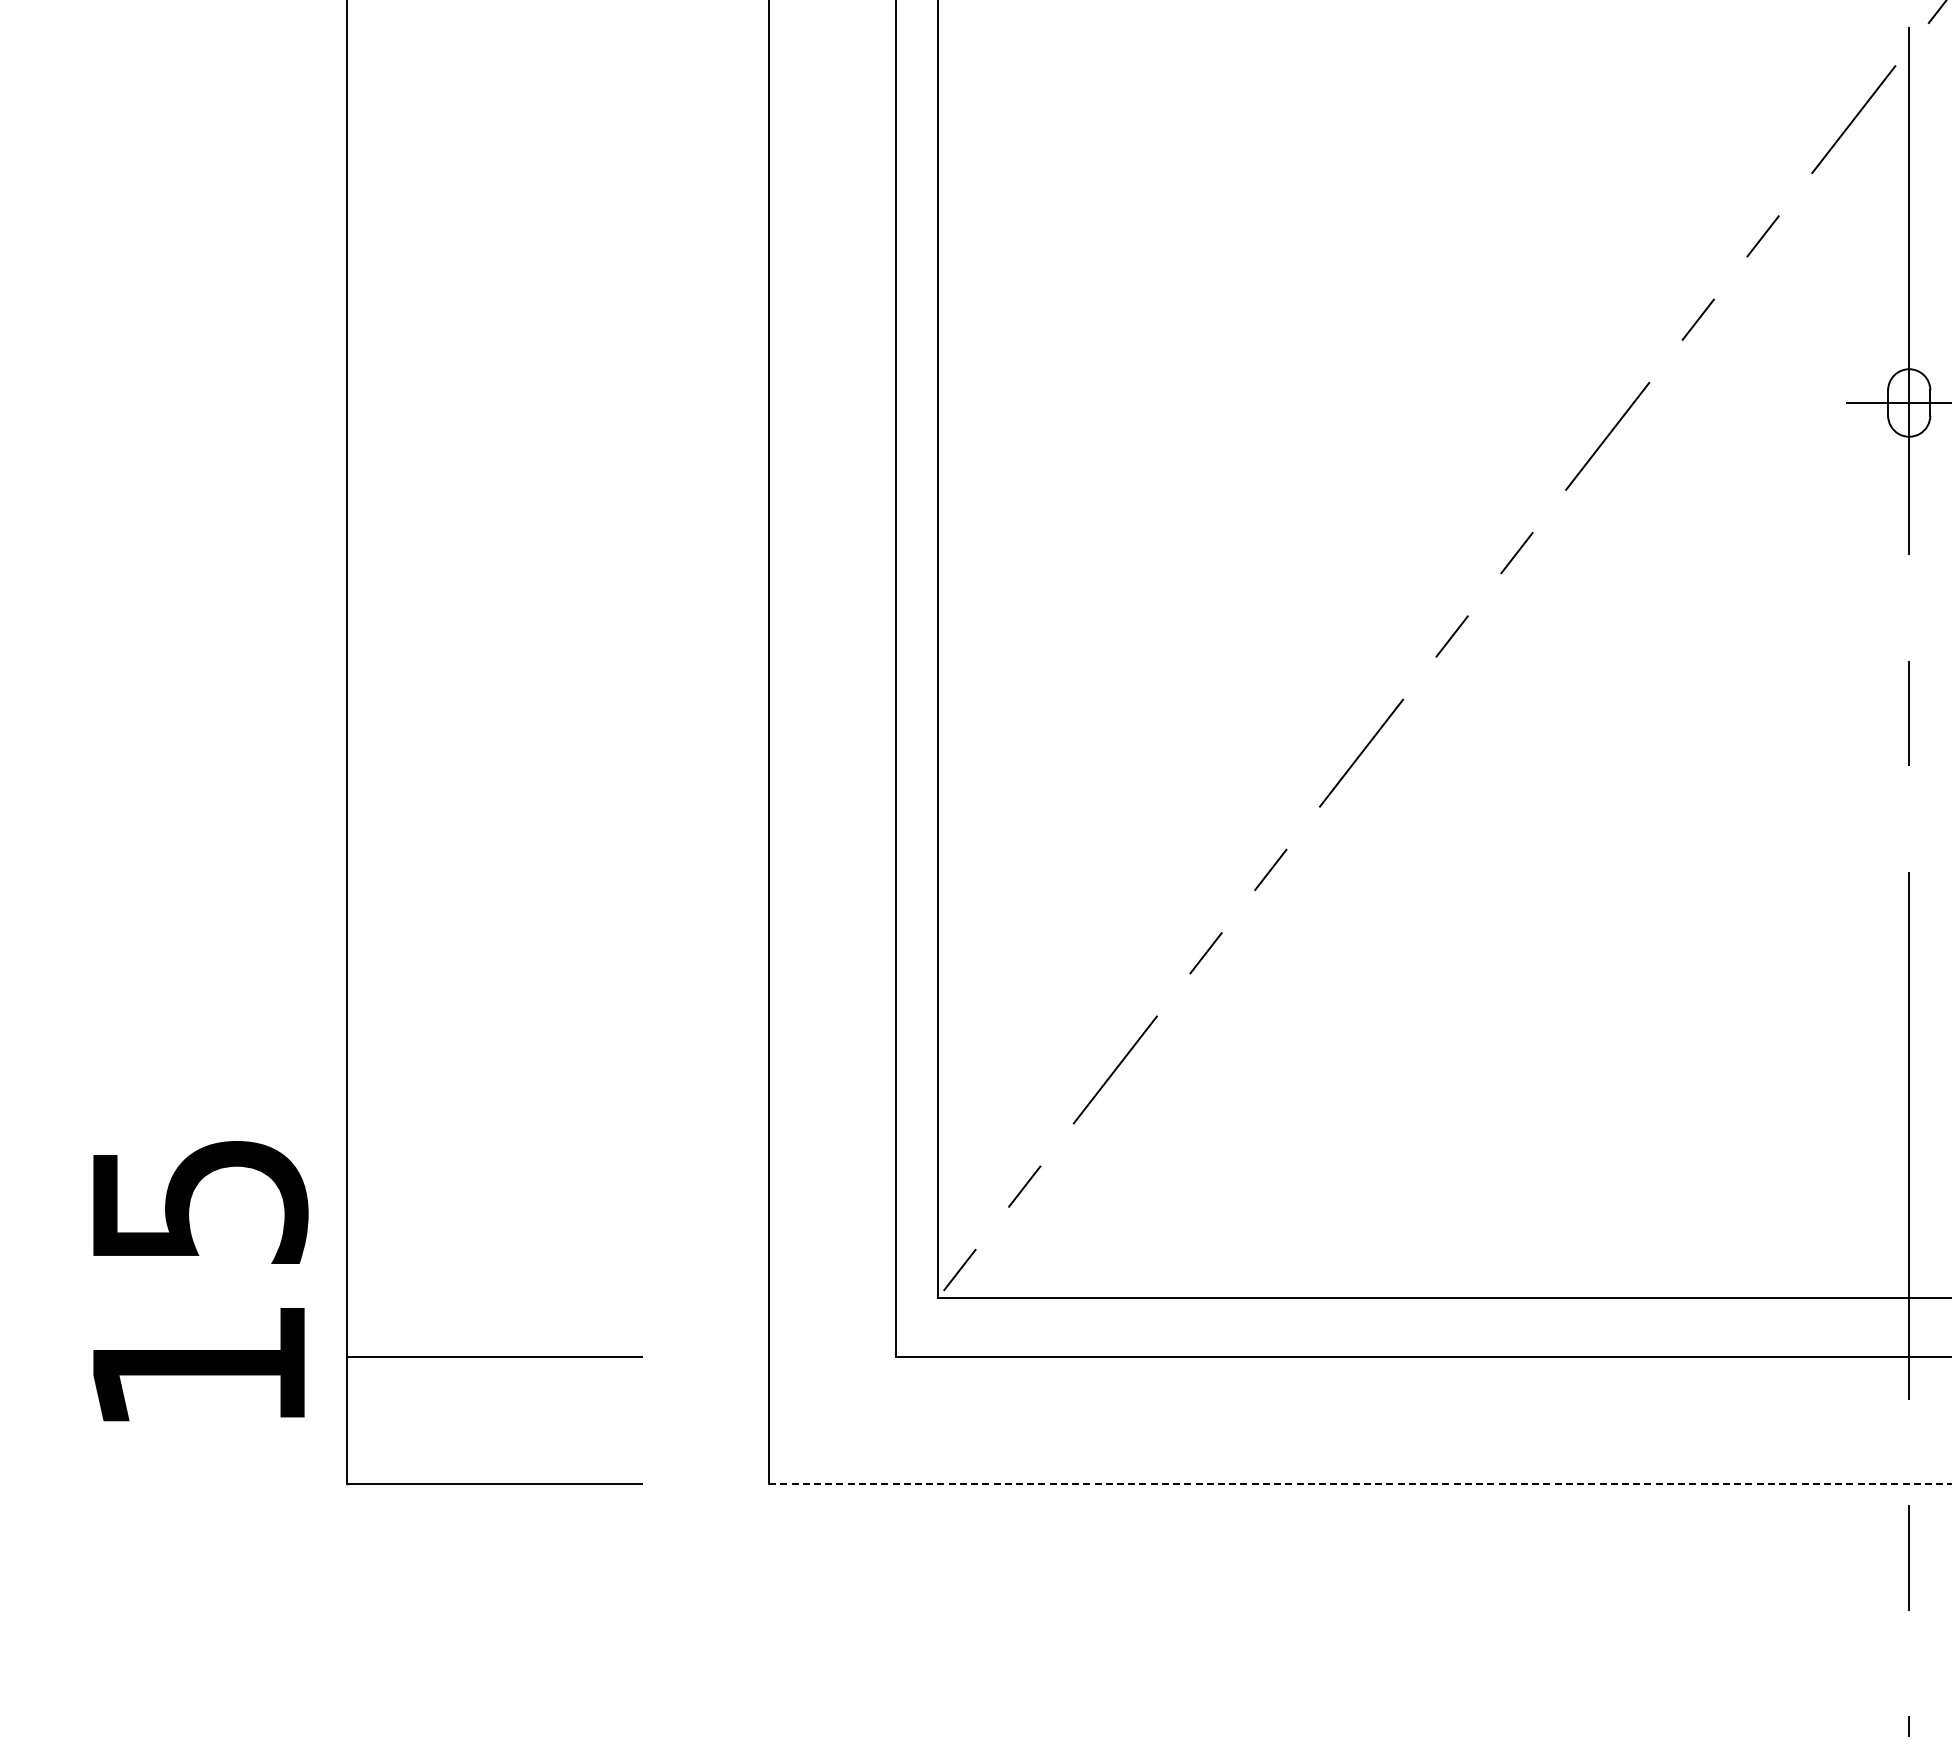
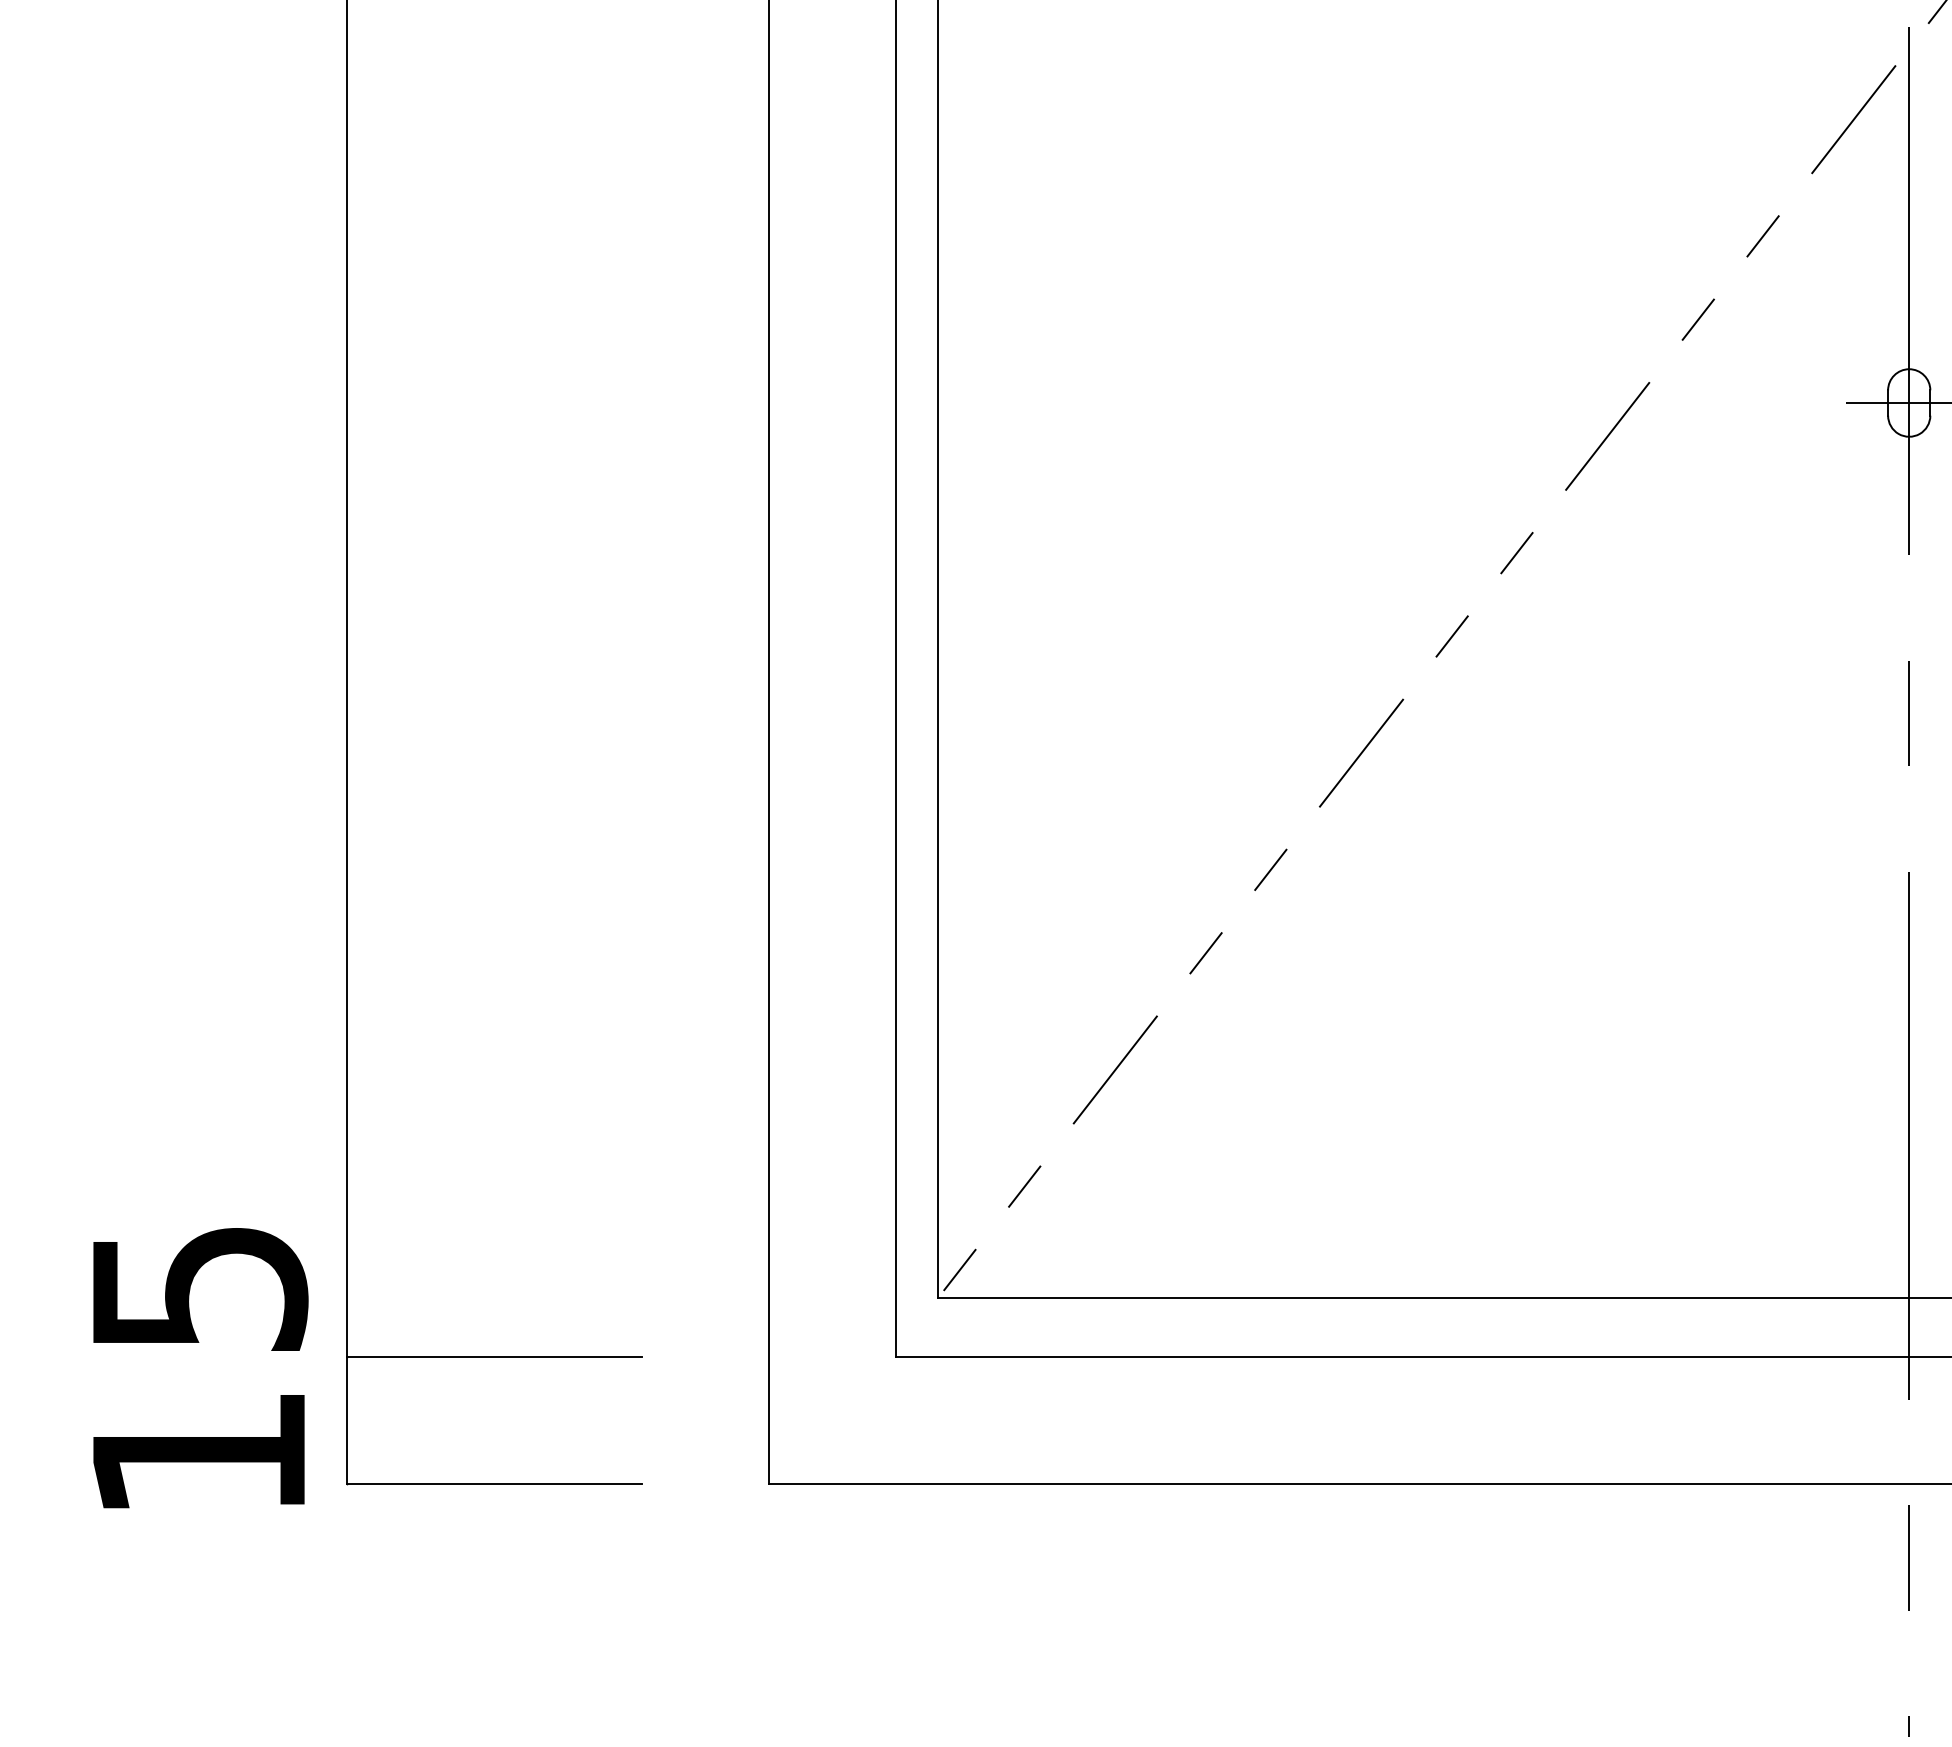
text position: (200, 1281) -> (200, 1368) (200, 1368)
line: dashed -> solid (1360, 1484)
